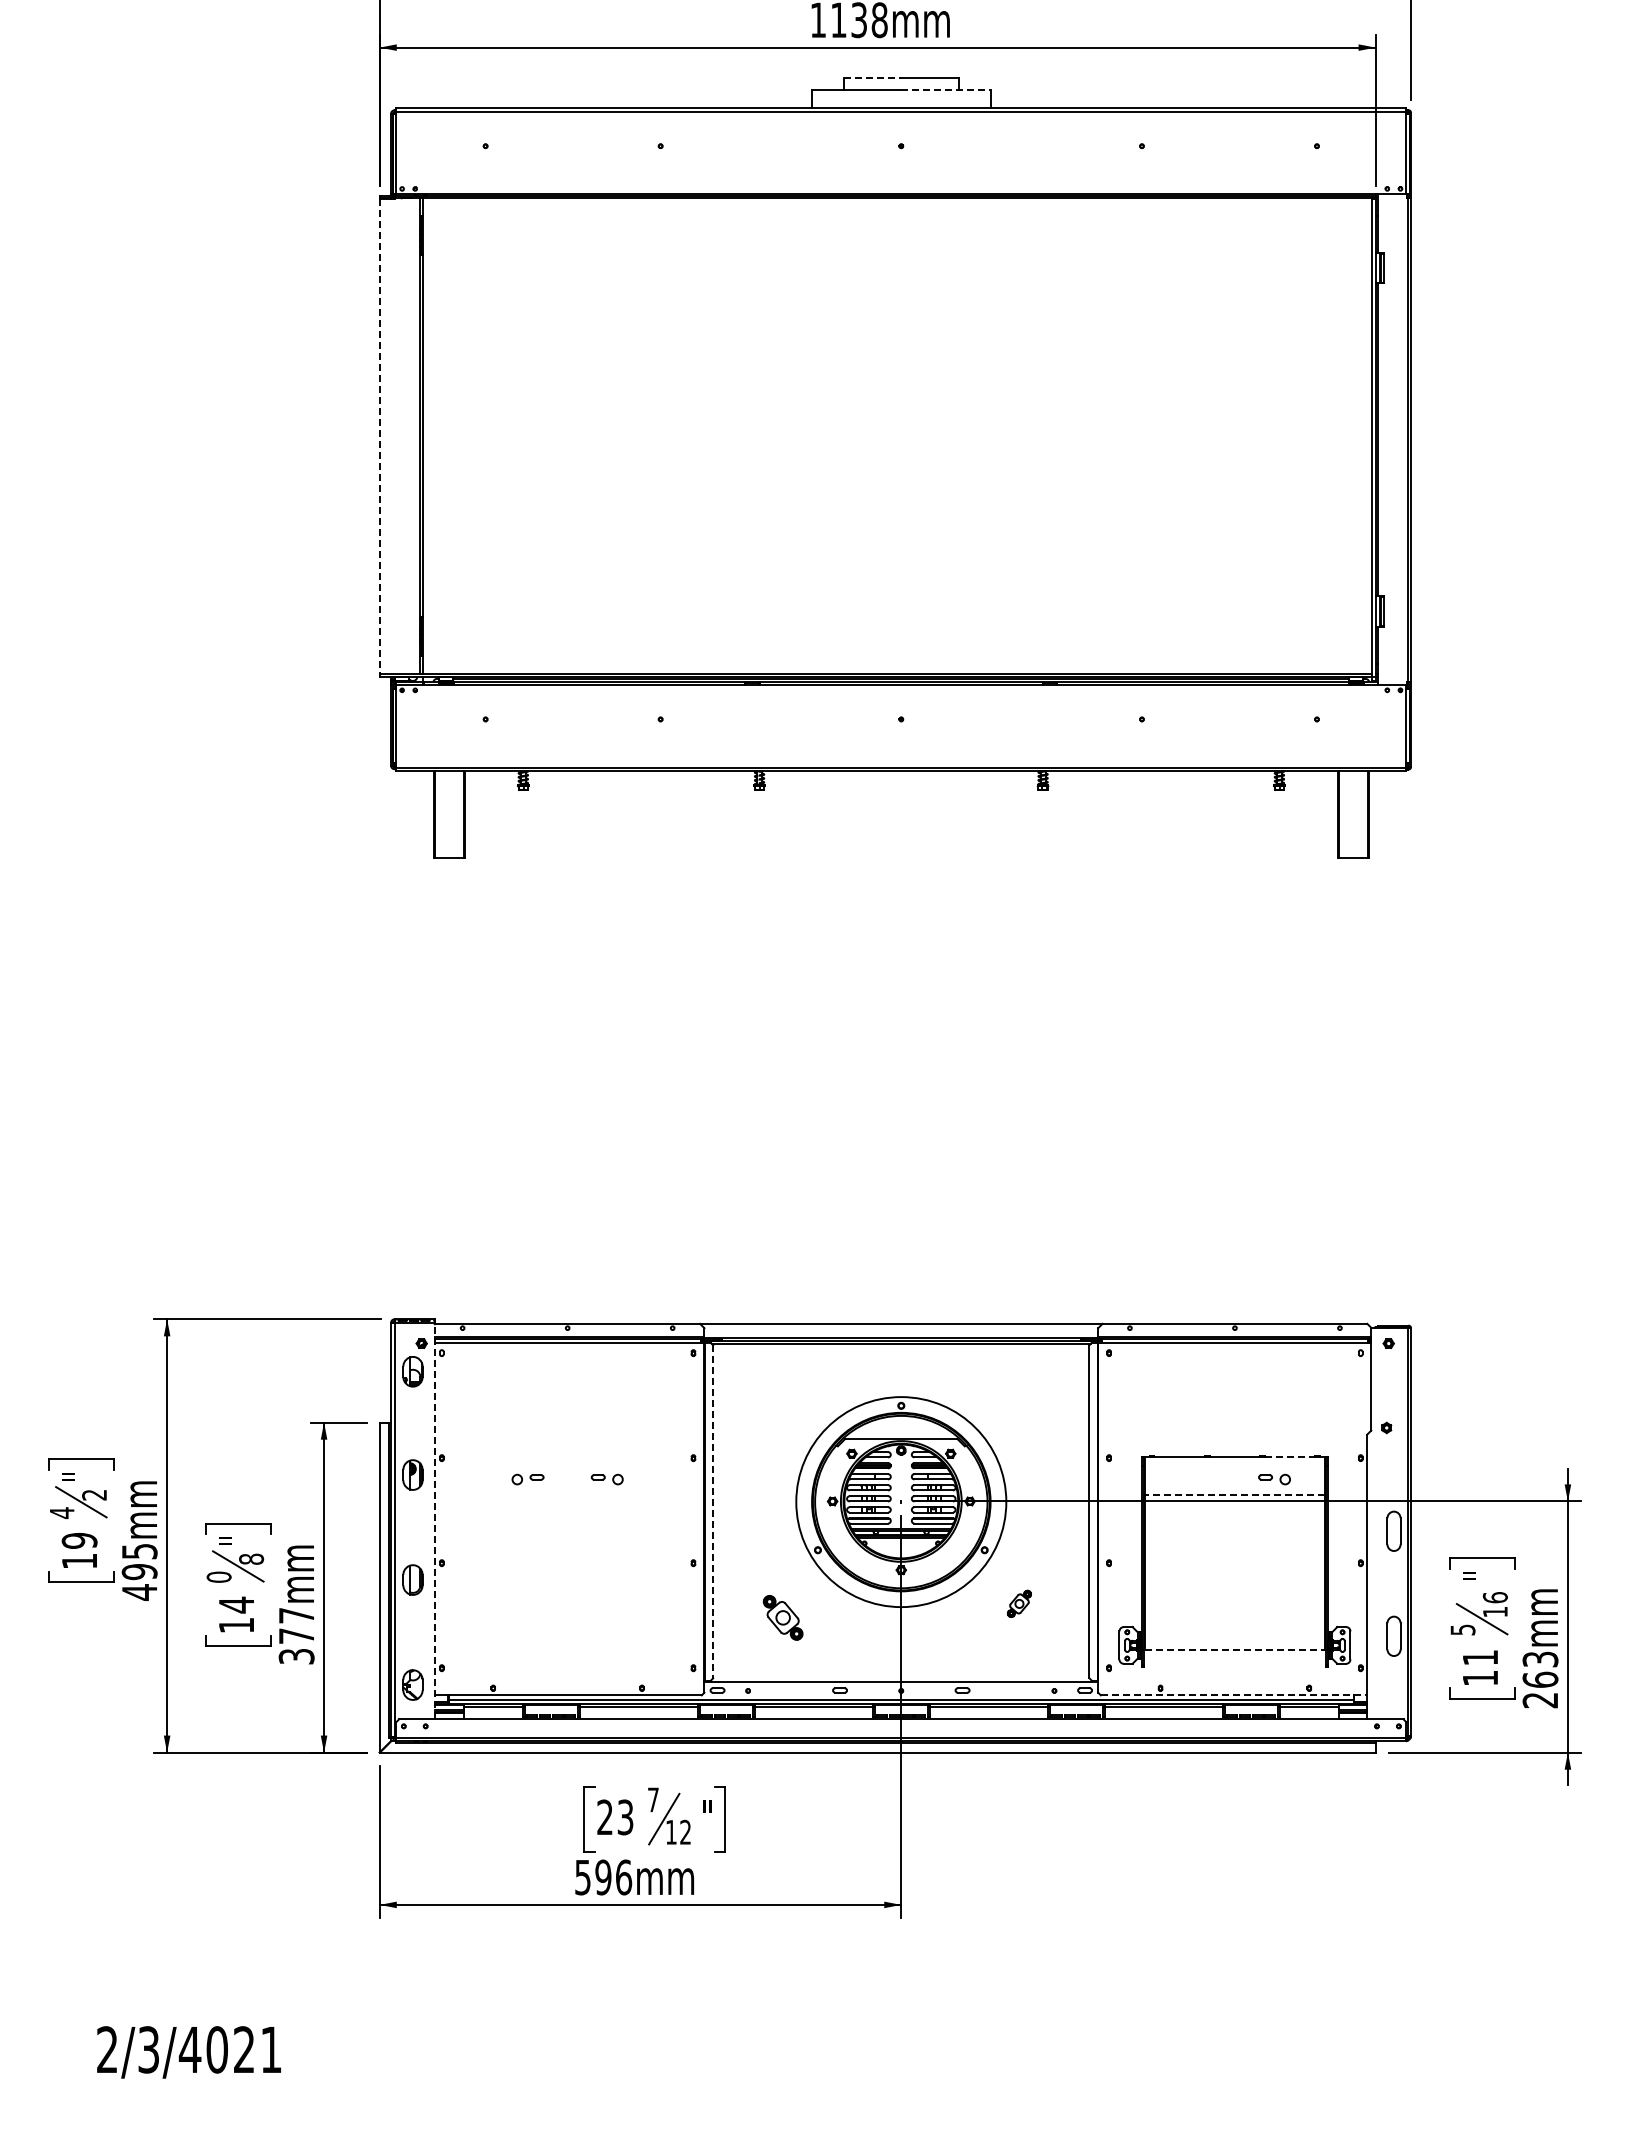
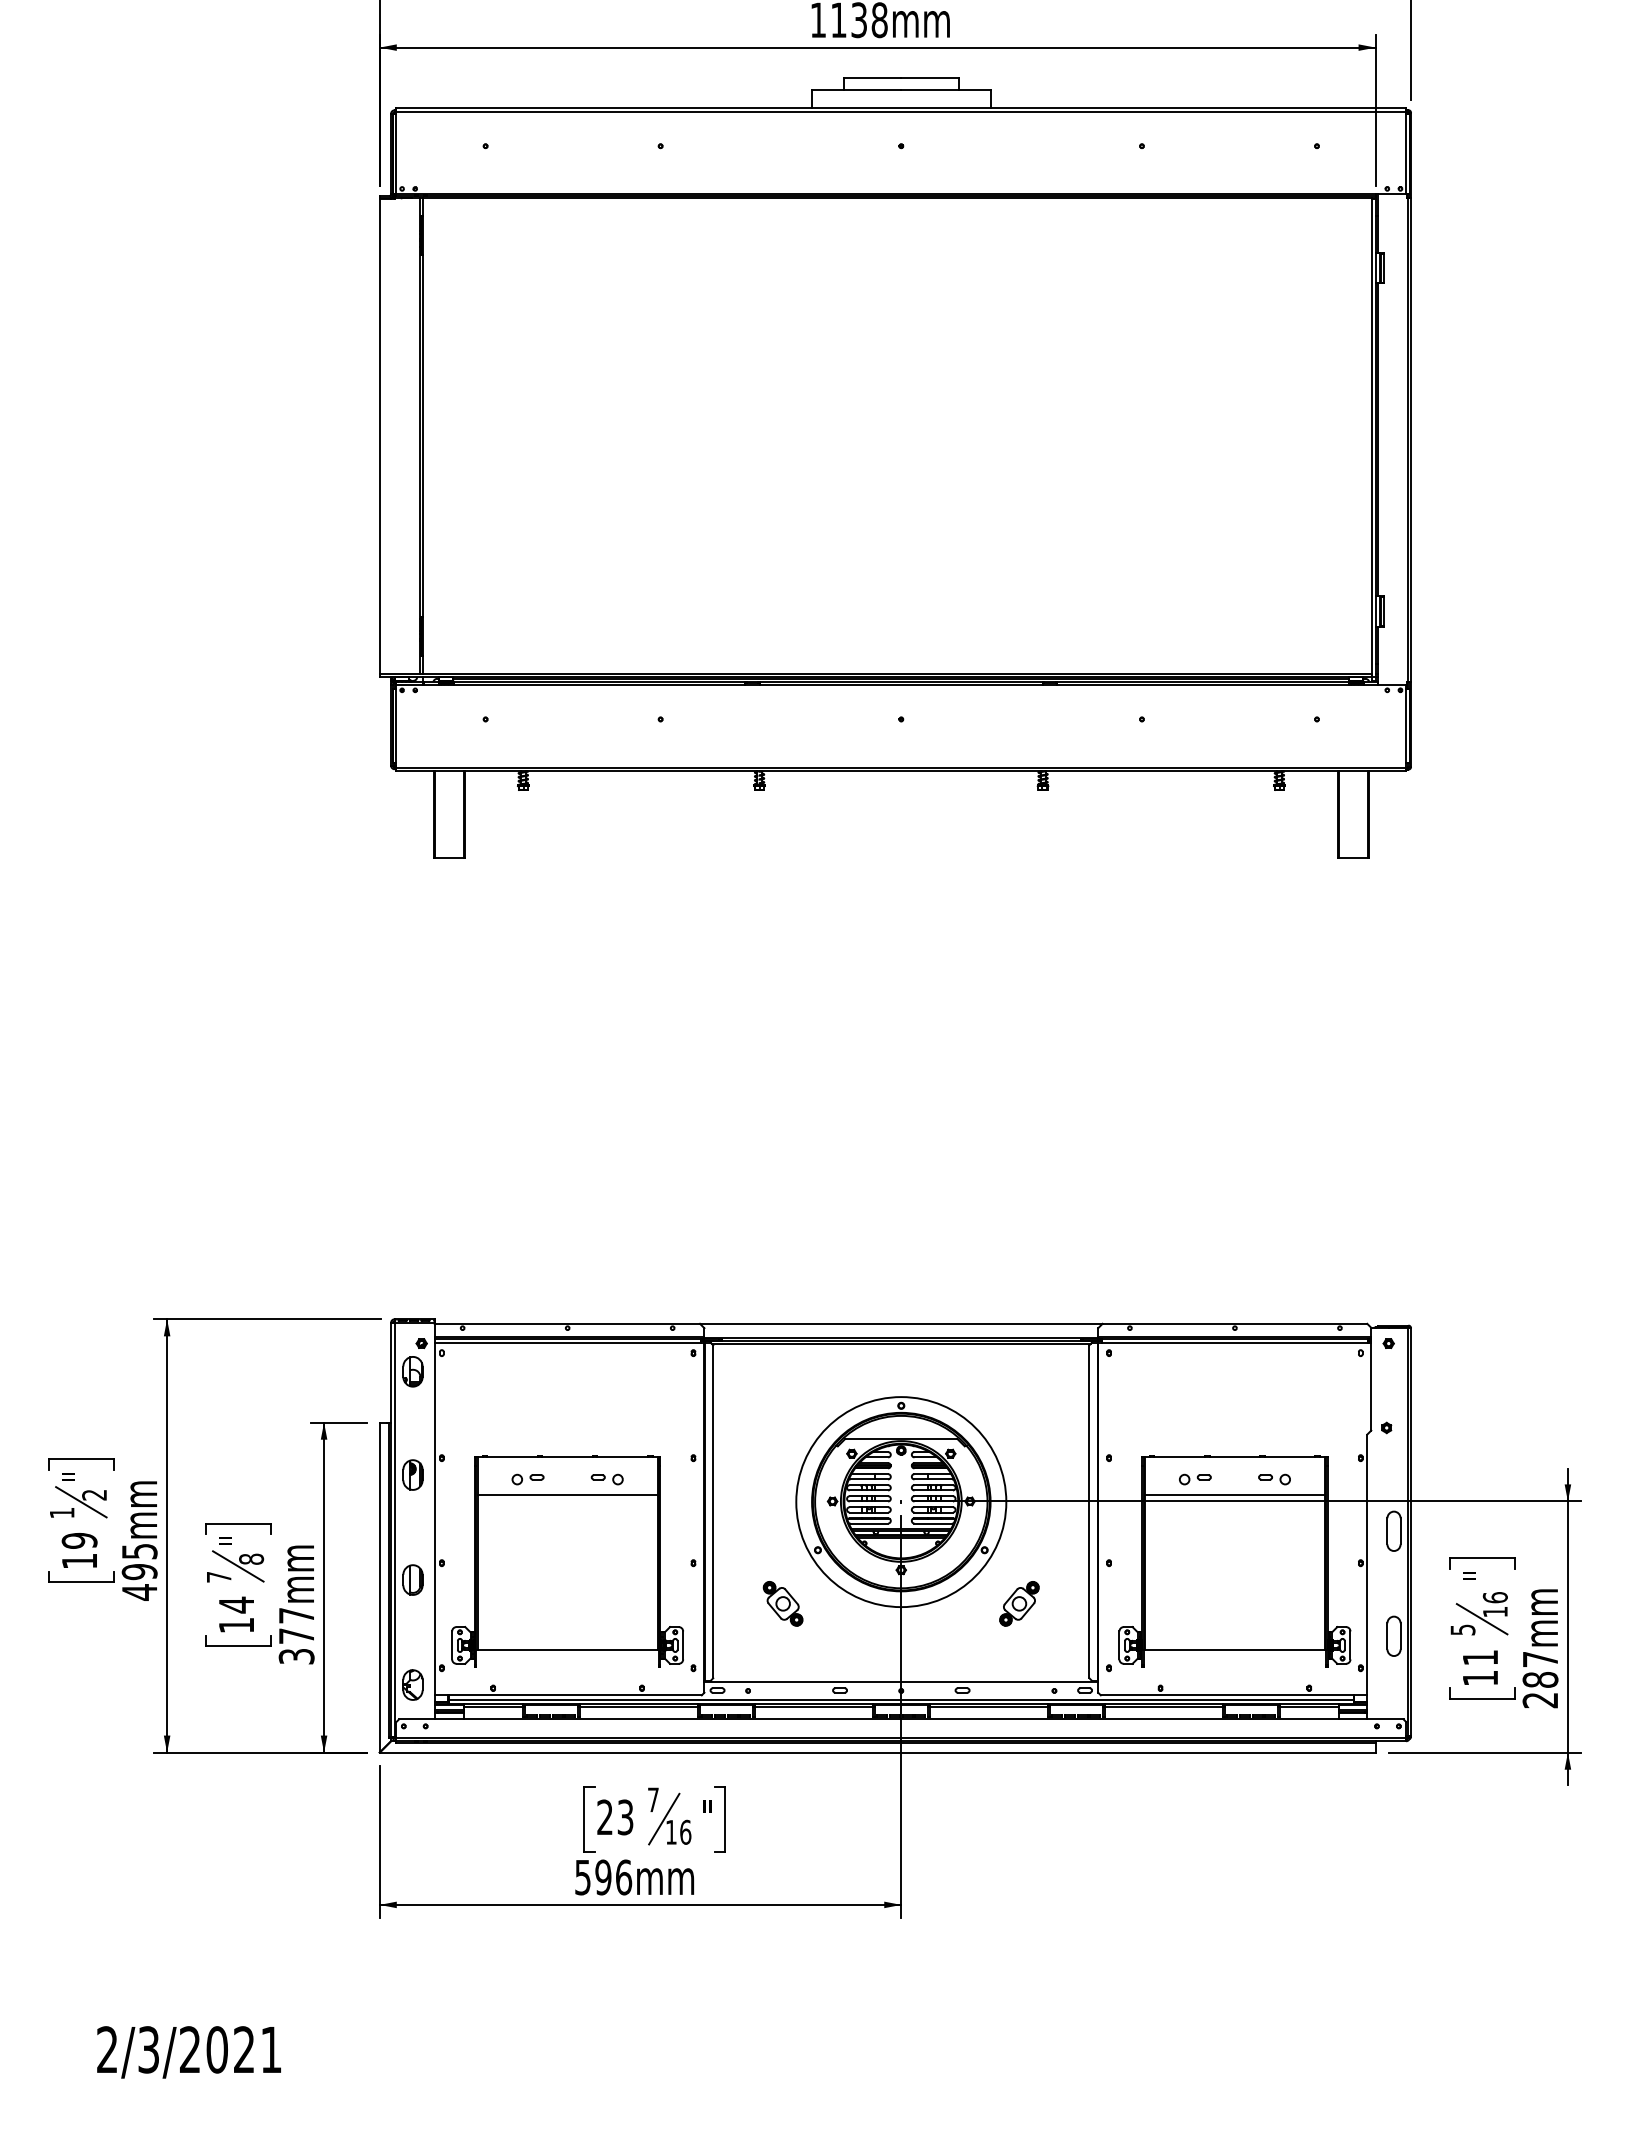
line: dashed -> solid (872, 78)
line: dashed -> solid (945, 89)
line: dashed -> solid (379, 436)
line: dashed -> solid (1290, 1457)
part: none -> present (1195, 1479)
line: dashed -> solid (1234, 1494)
line: dashed -> solid (713, 1512)
text: 4 -> 1 (62, 1513)
line: dashed -> solid (434, 1520)
part: none -> present (567, 1561)
text: 0 -> 7 (218, 1576)
part size: 25x29 px -> 41x46 px (1019, 1603)
part position: (782, 1617) -> (782, 1603) (782, 1603)
line: dashed -> solid (1235, 1649)
text: 263mm -> 287mm (1540, 1669)
line: dashed -> solid (1234, 1695)
text: 12 -> 16 (685, 1831)
text: 2/3/4021 -> 2/3/2021 (189, 2049)
